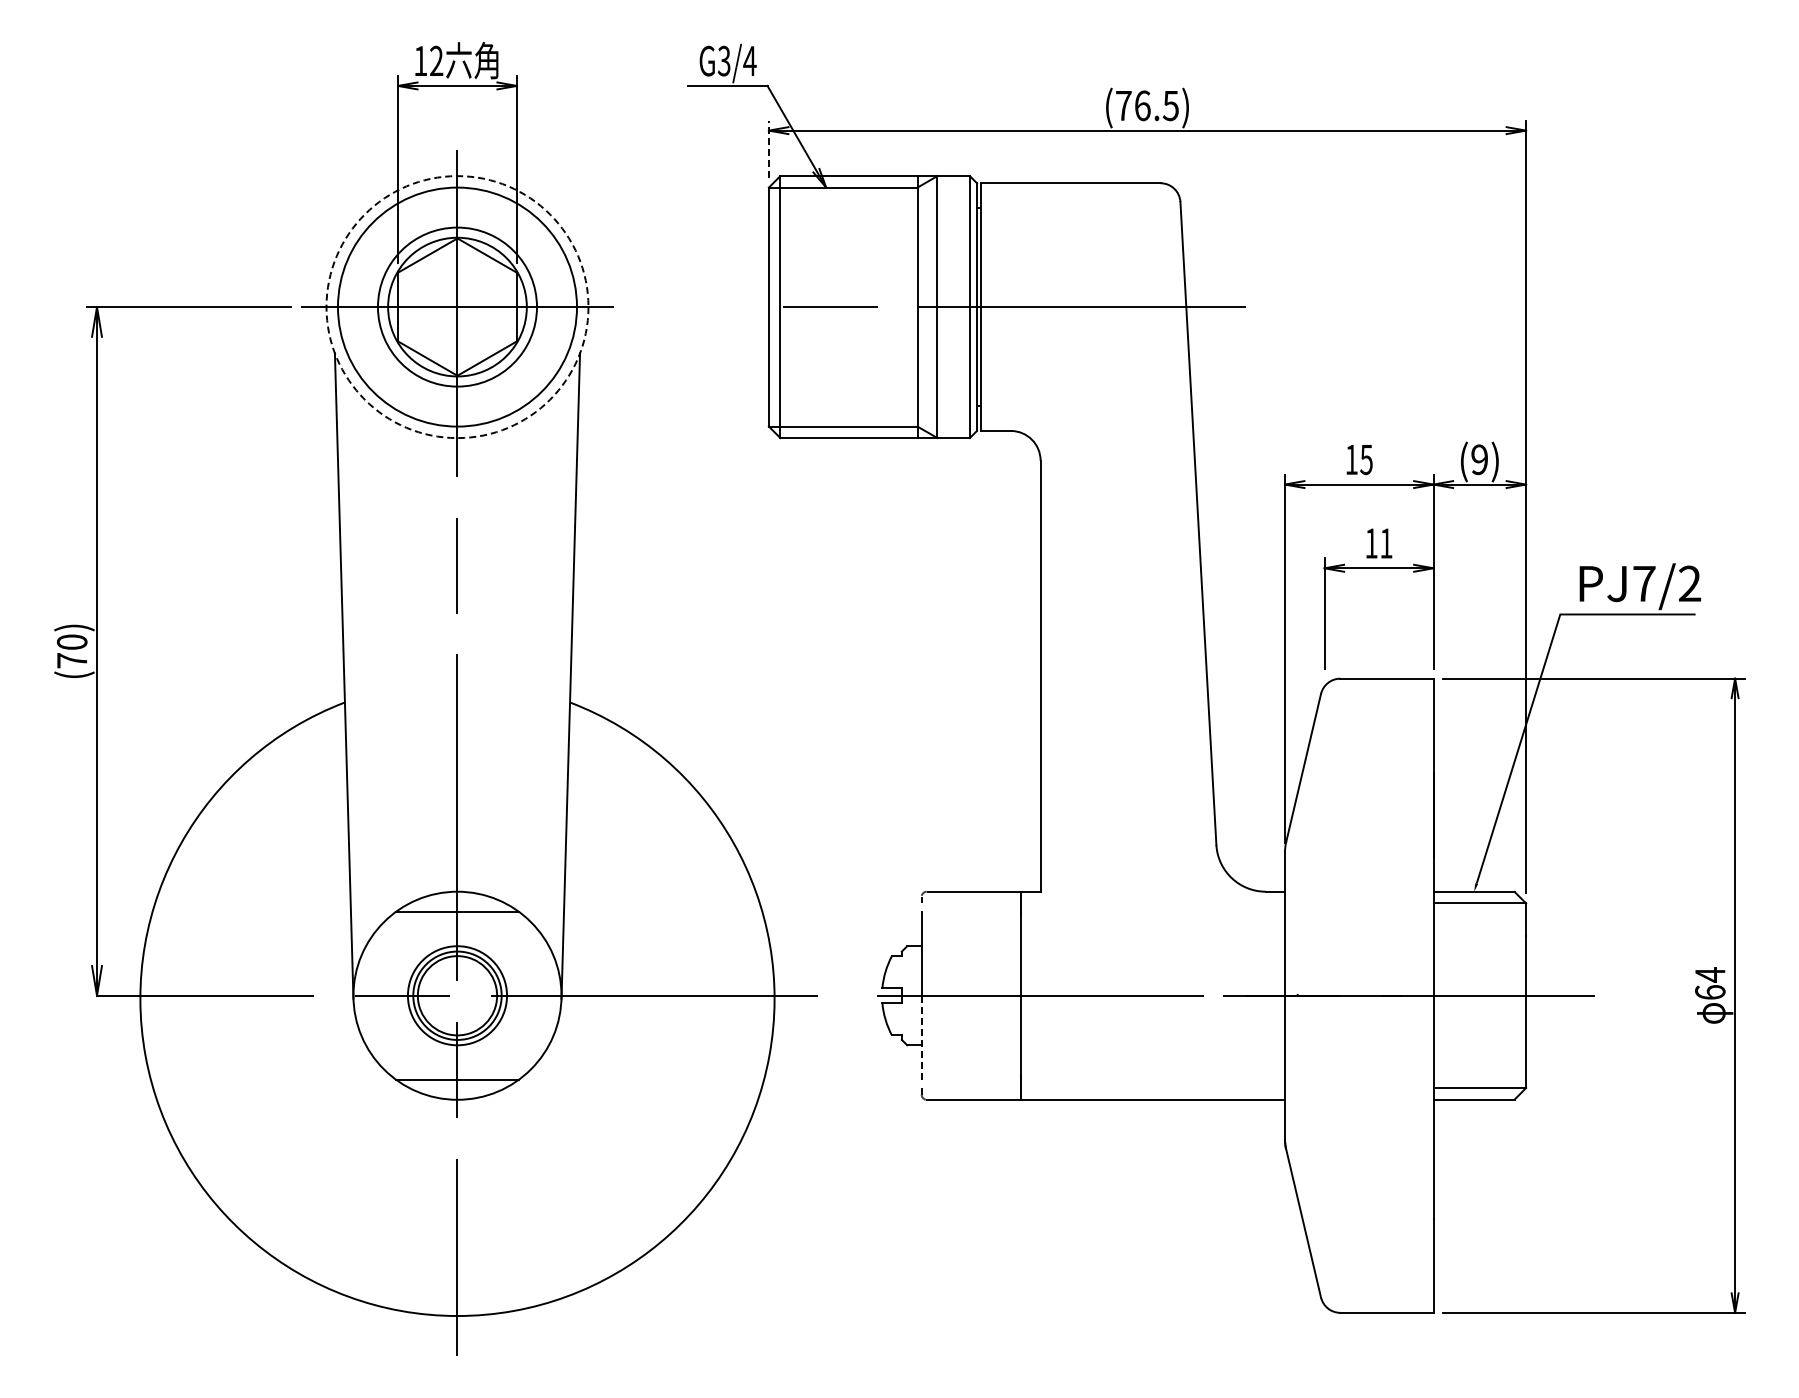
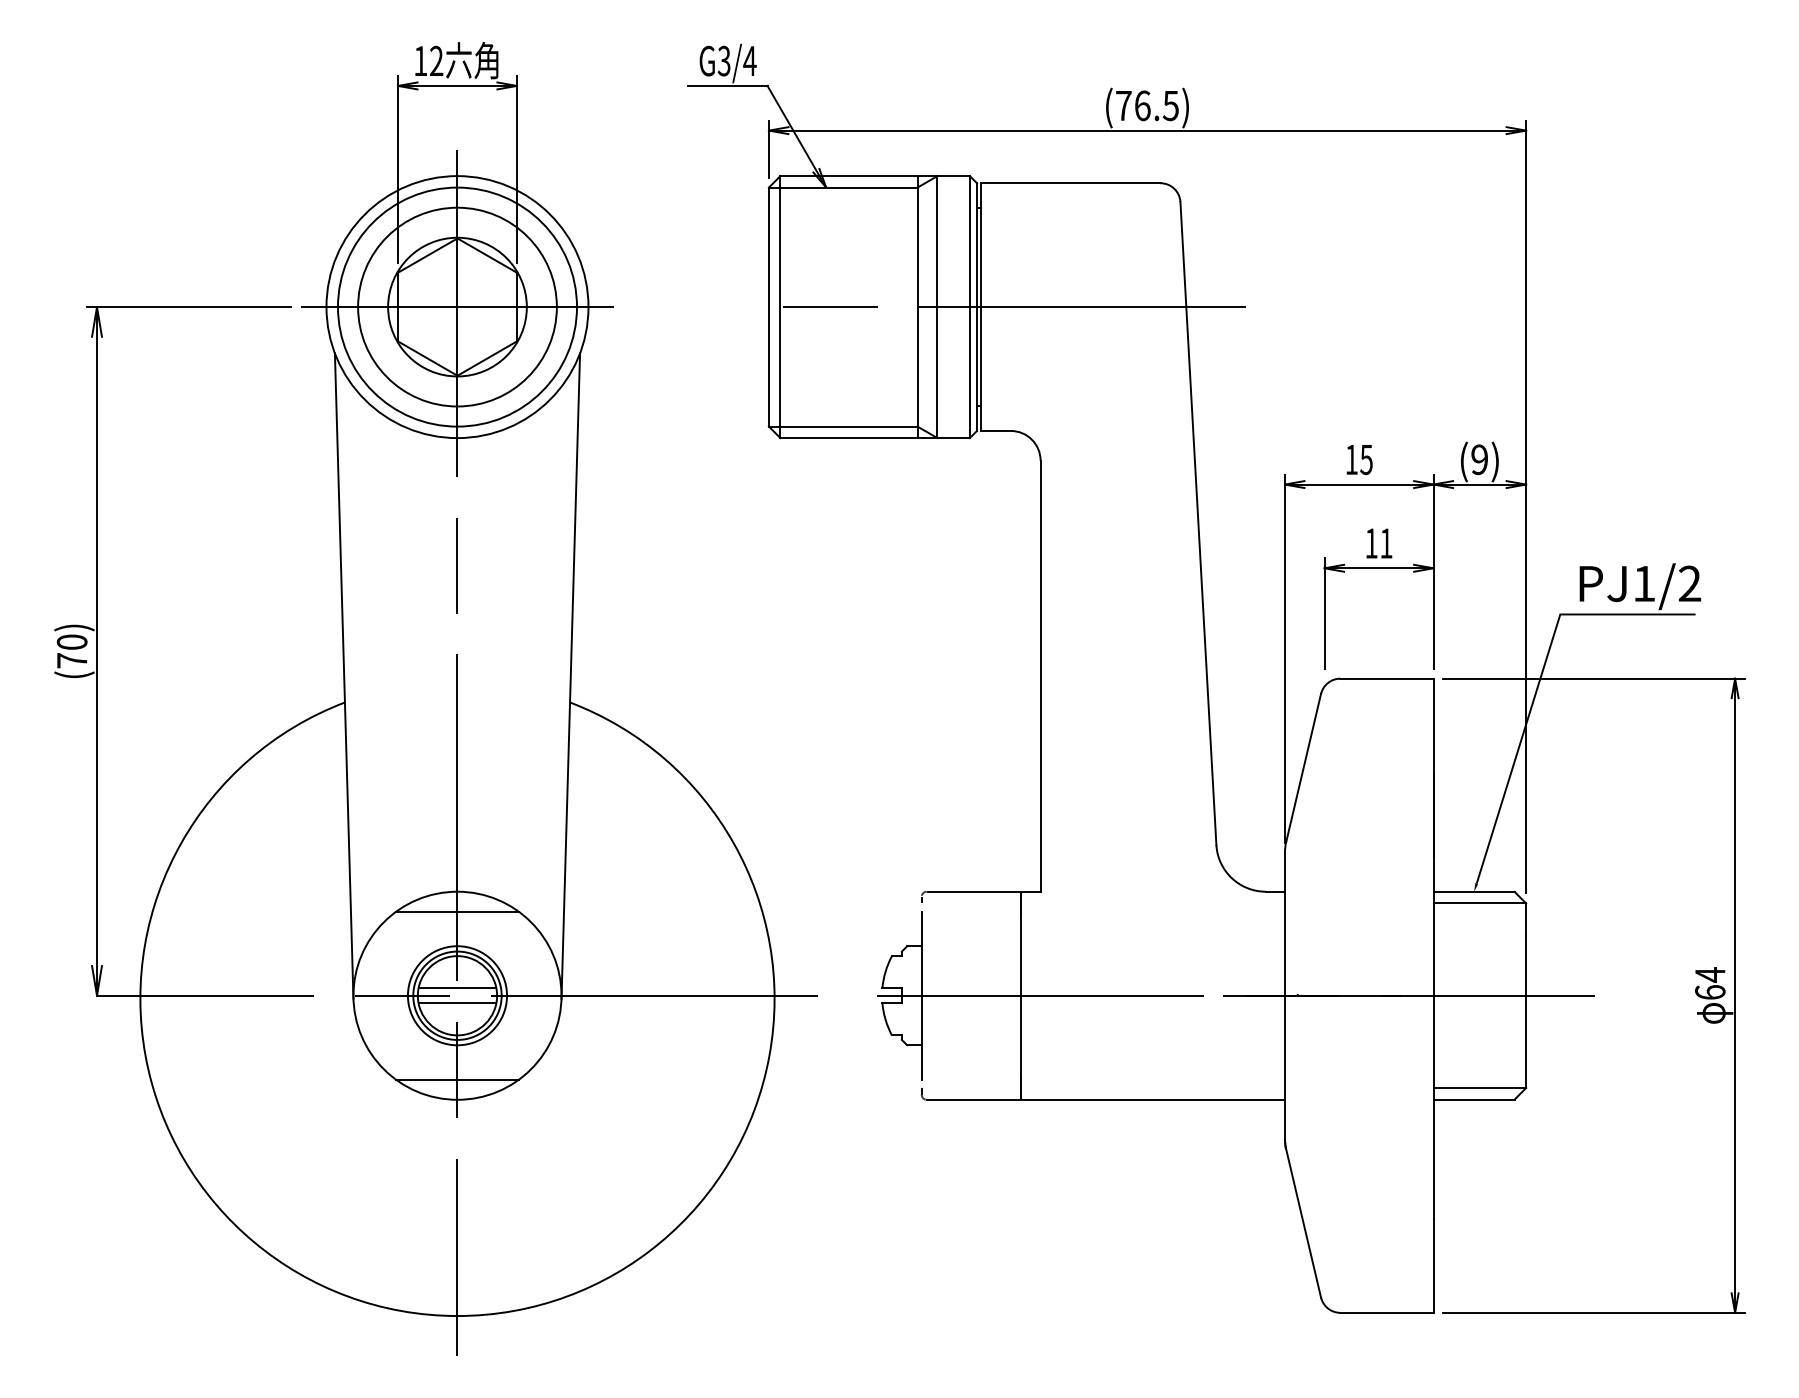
line: dashed -> solid (768, 148)
circle diameter: 159 px -> 199 px (457, 306)
circle: dashed -> solid (457, 307)
text: PJ7/2 -> PJ1/2 (1644, 583)
line: none -> present (457, 988)
line: none -> present (457, 1003)
line: dashed -> solid (921, 1038)
